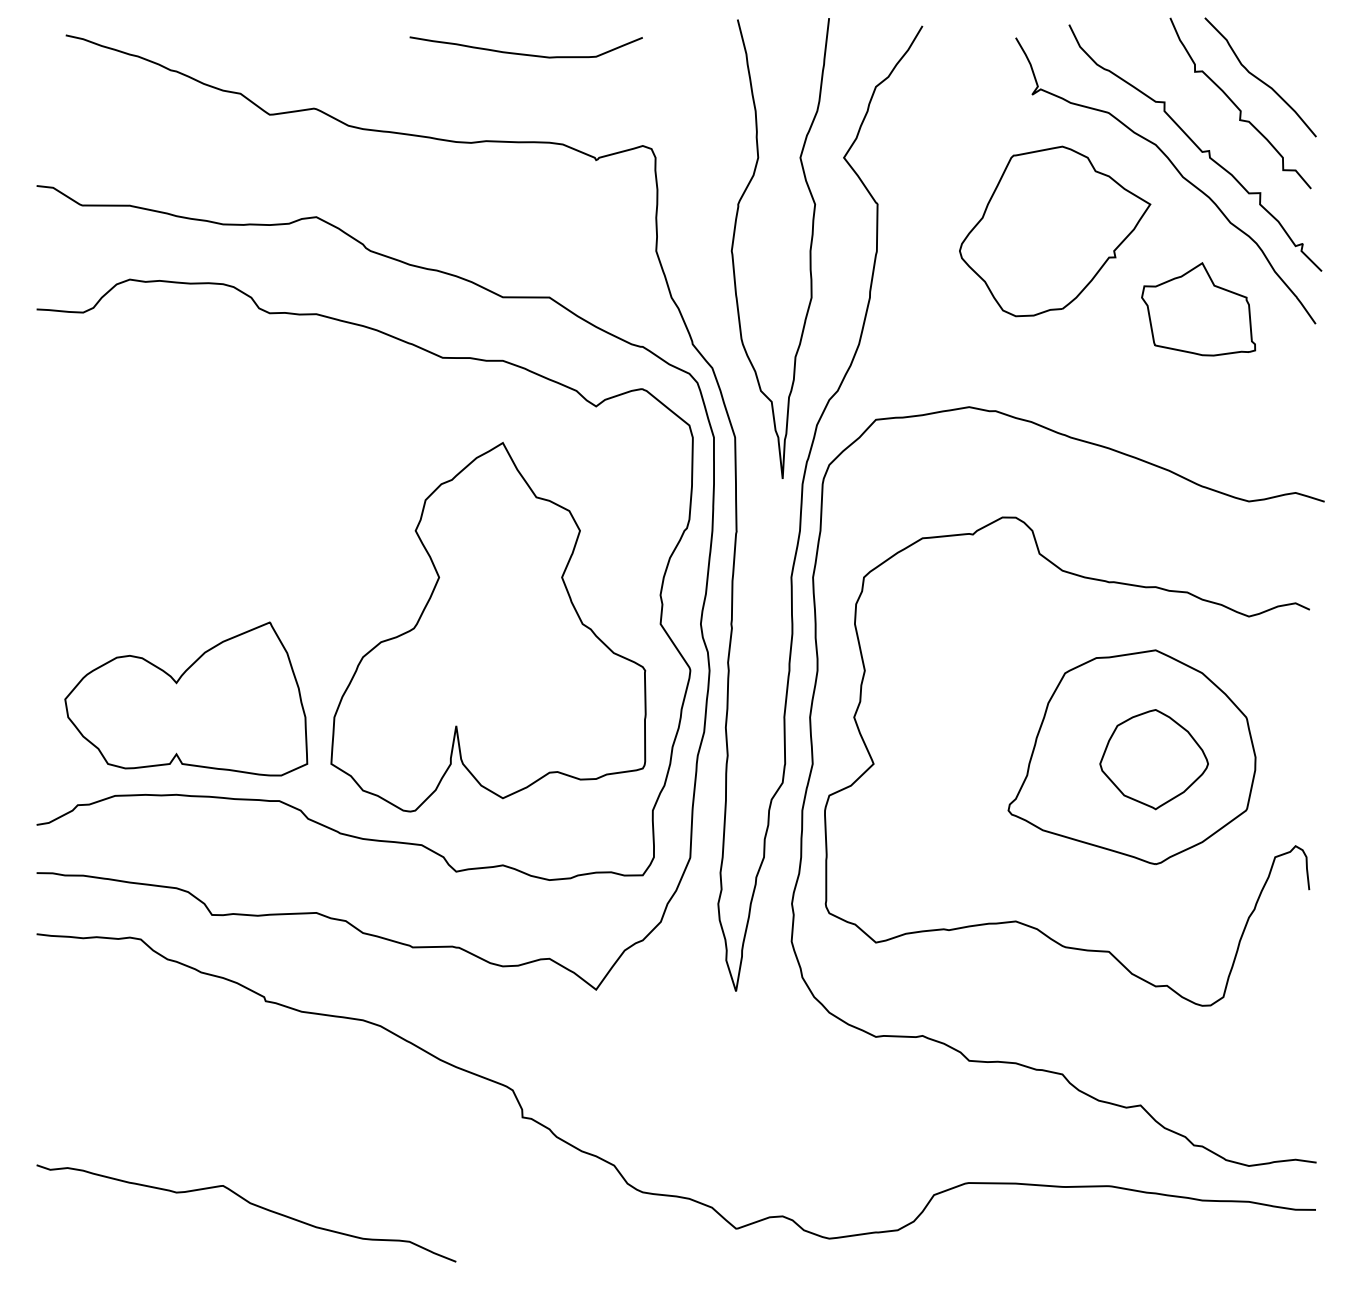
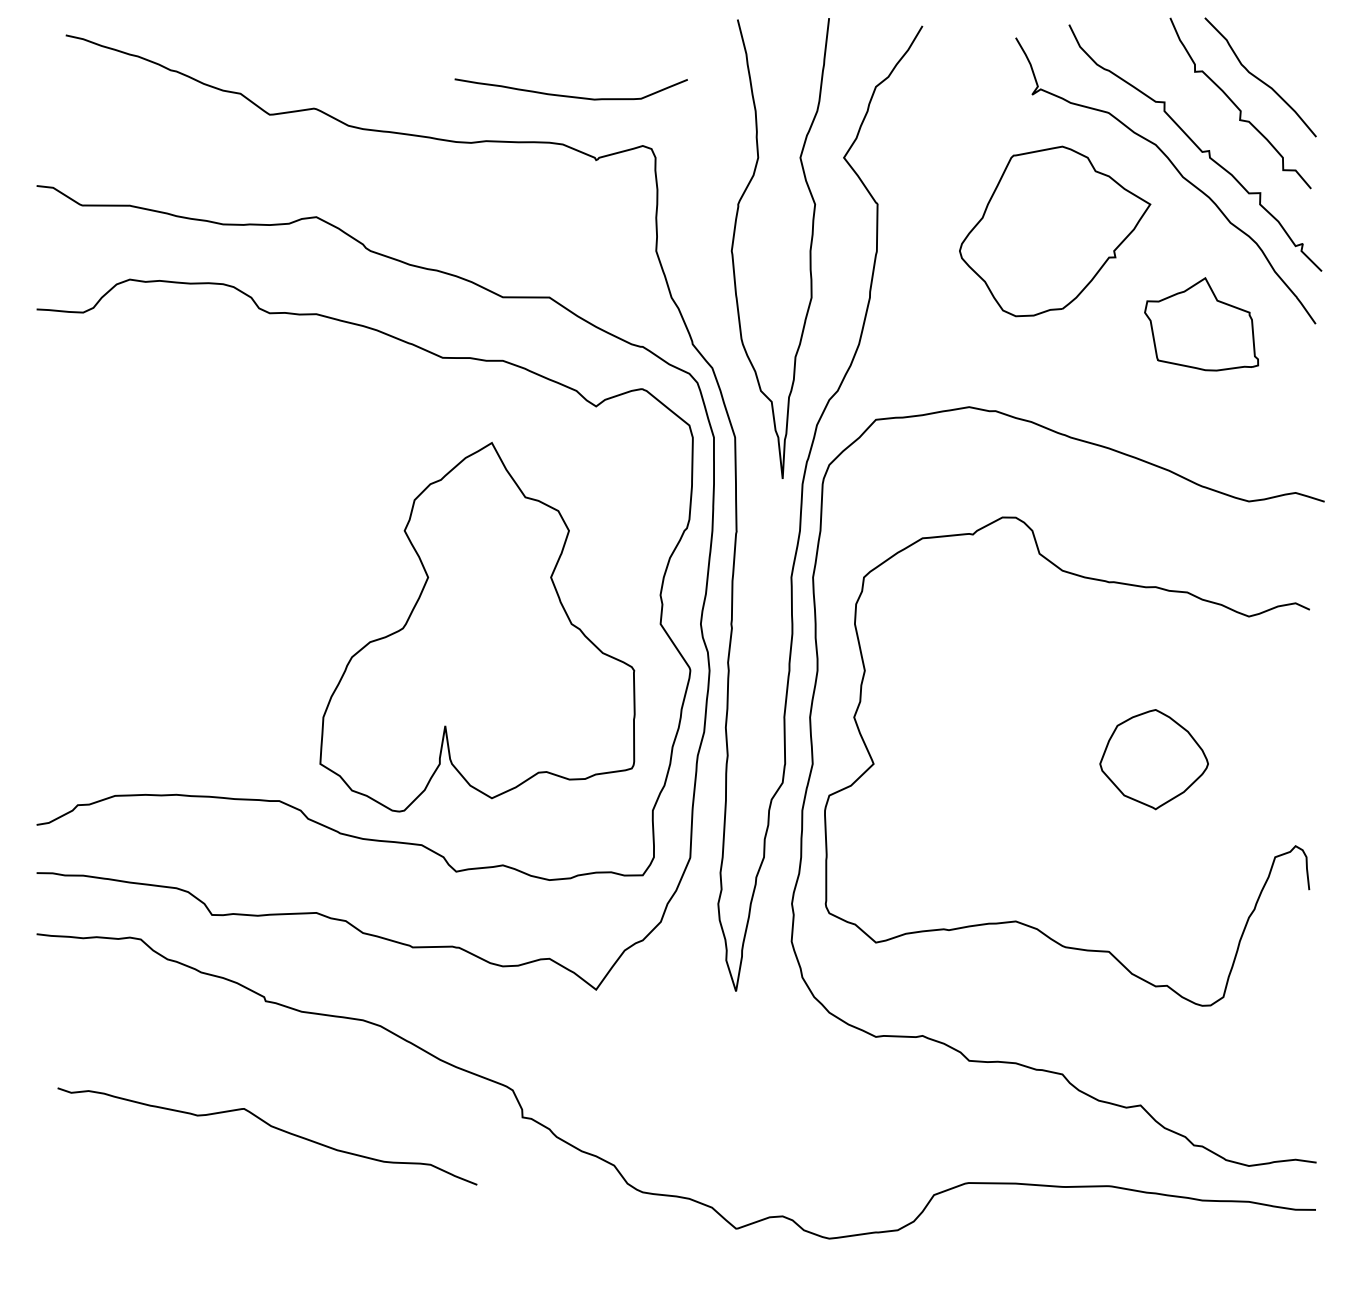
curve position: (525, 53) -> (570, 95) (570, 95)
part position: (1198, 309) -> (1201, 324) (1201, 324)
part position: (488, 627) -> (477, 627) (477, 627)
part: present -> none (186, 698)
part: present -> none (1131, 757)
curve position: (250, 1204) -> (271, 1127) (271, 1127)
